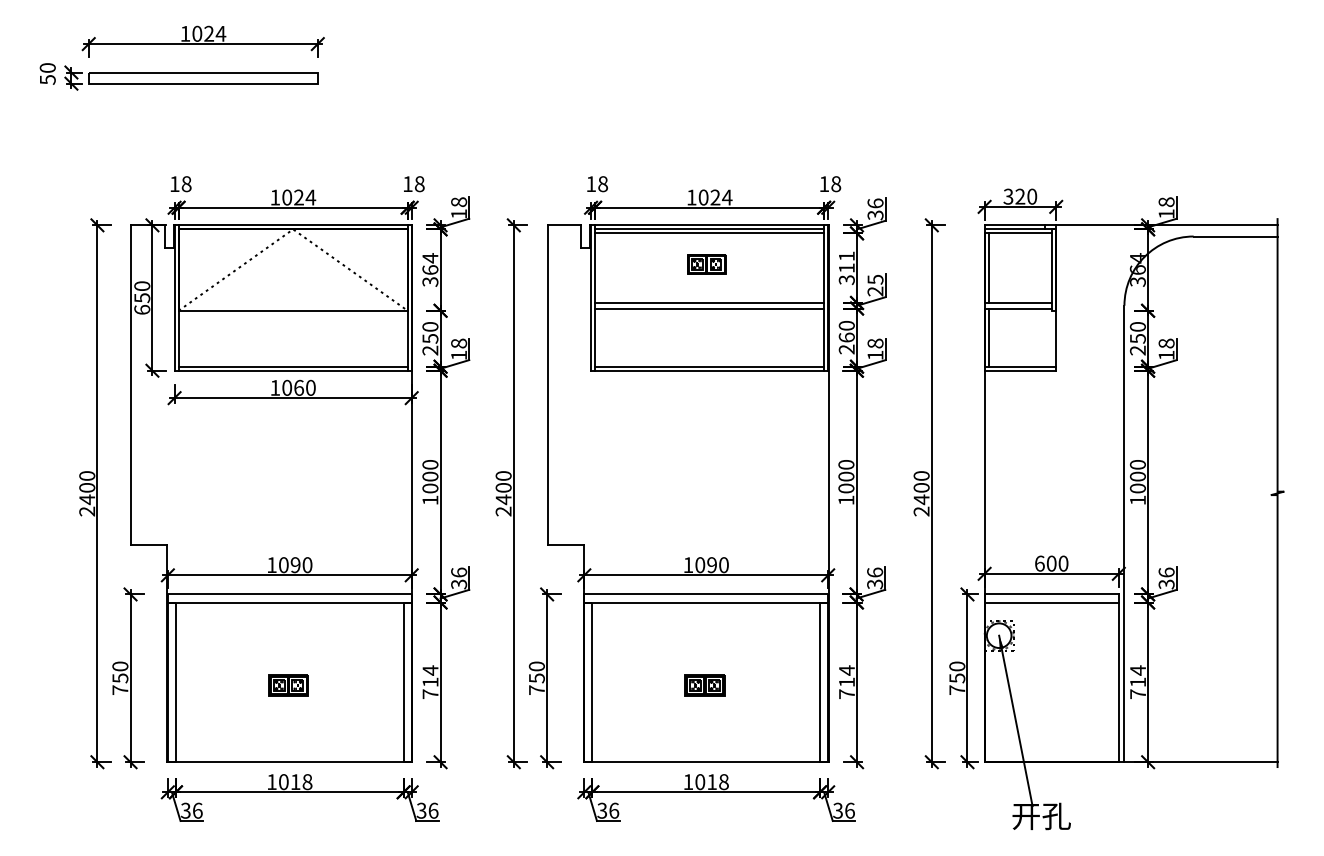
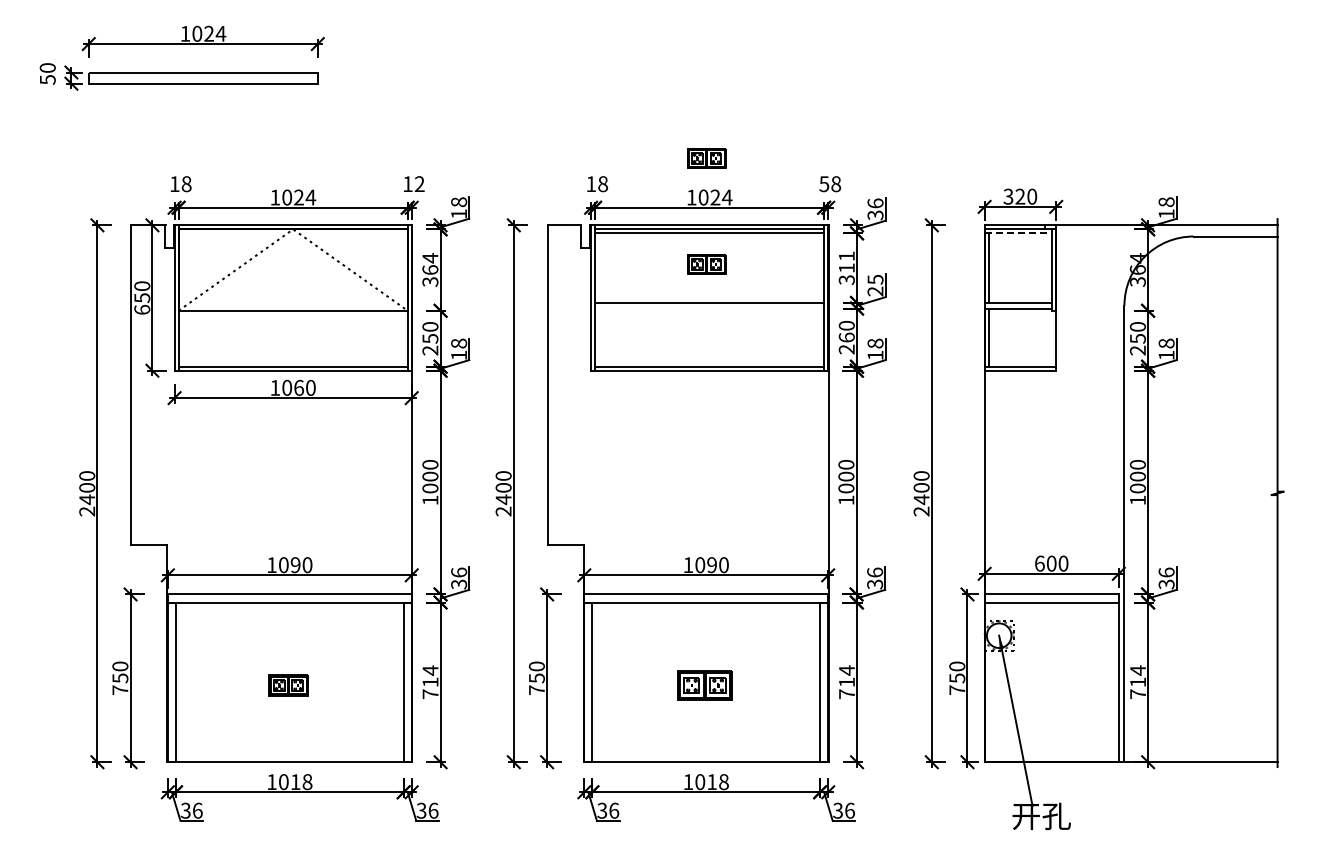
part: none -> present (706, 158)
text: 18 -> 12 (419, 184)
text: 18 -> 58 (824, 184)
line: solid -> dashed (1018, 233)
line: present -> none (709, 308)
part size: 42x23 px -> 56x31 px (704, 685)
